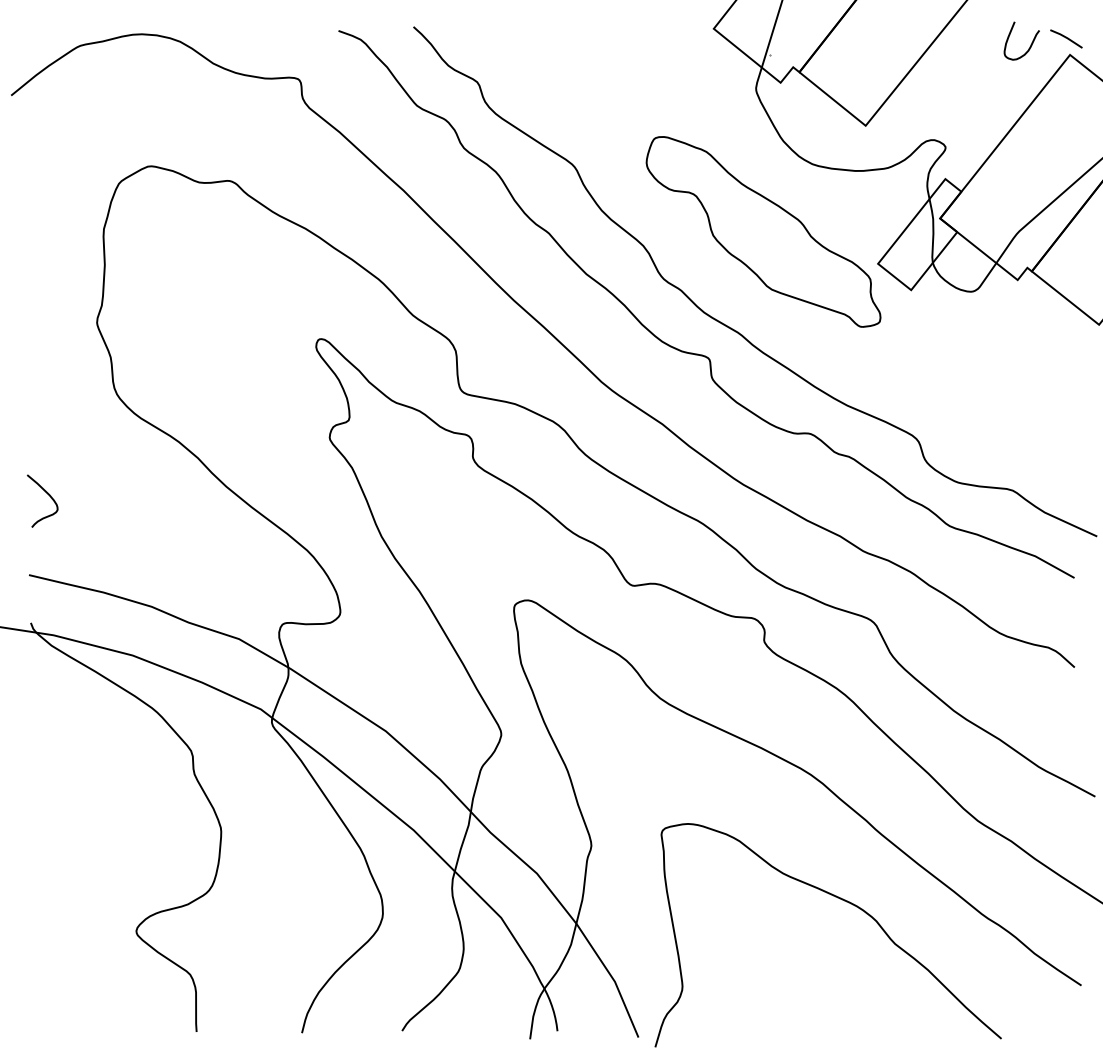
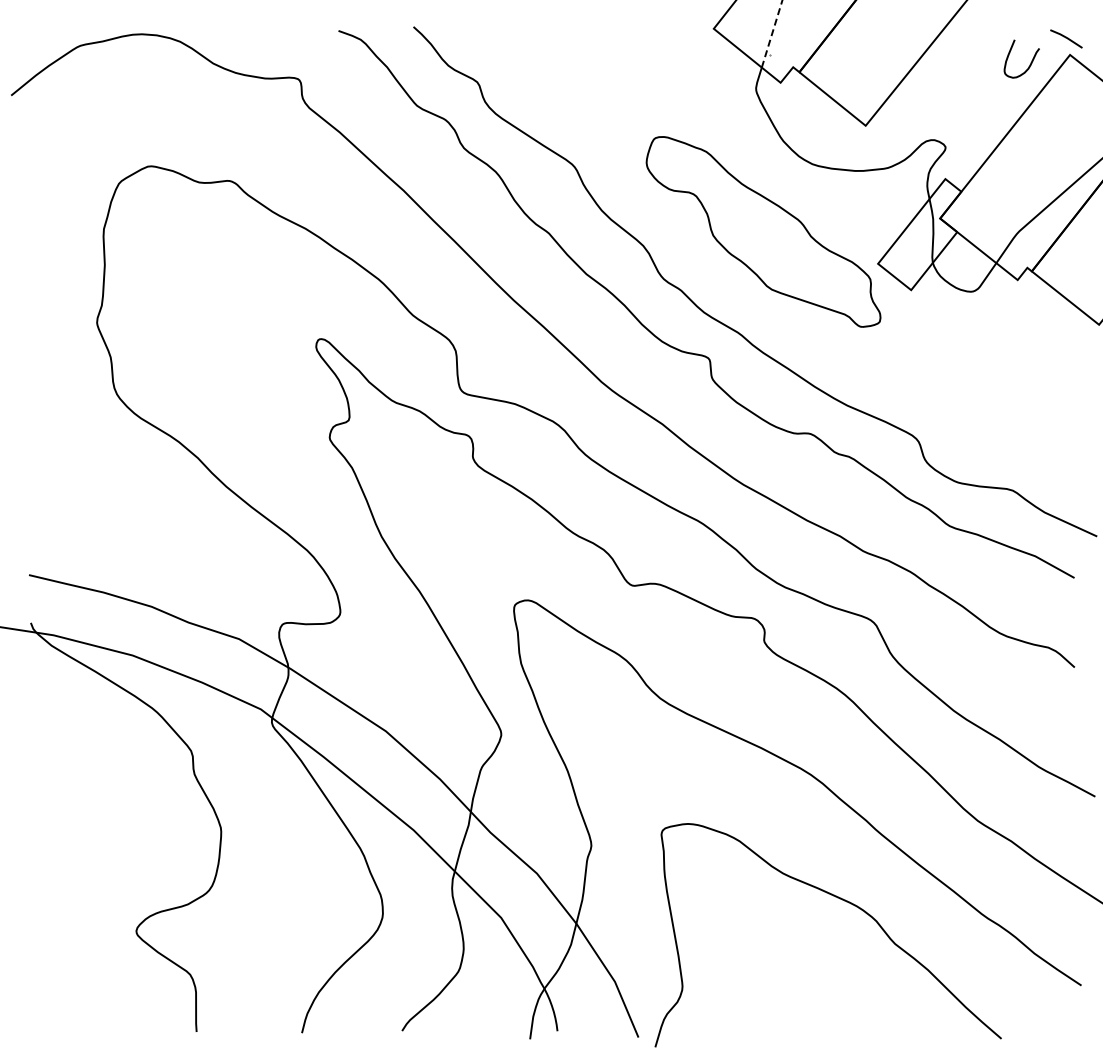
line: solid -> dashed (772, 33)
curve position: (1030, 44) -> (1030, 62) (1030, 62)
curve: present -> none (47, 494)
